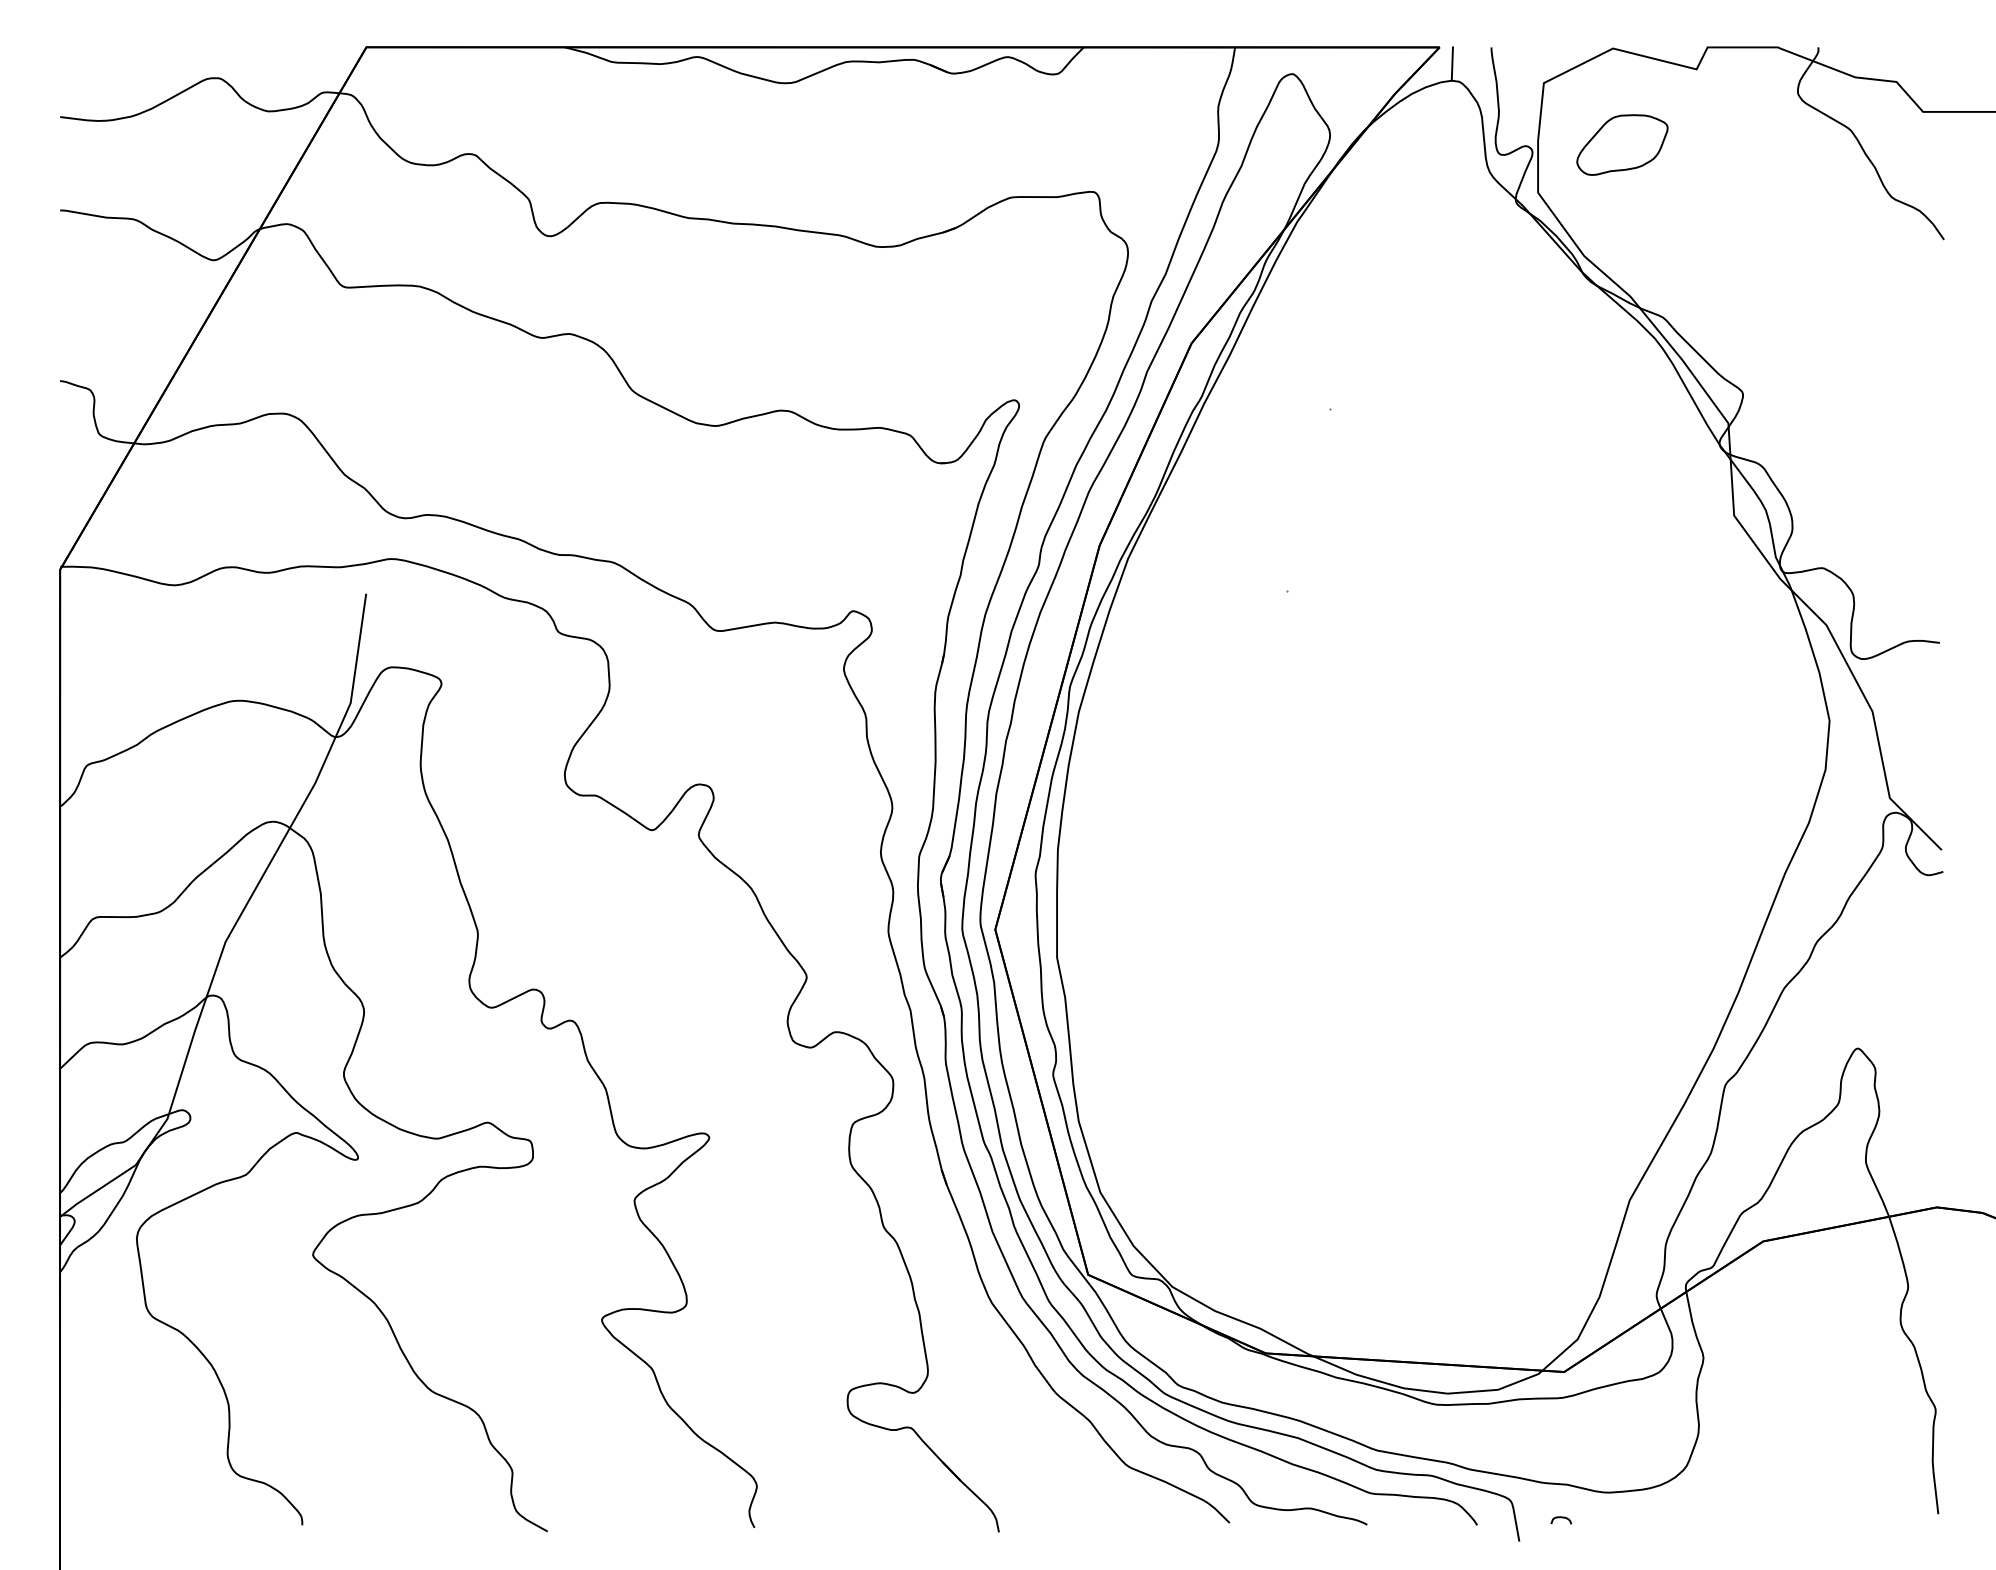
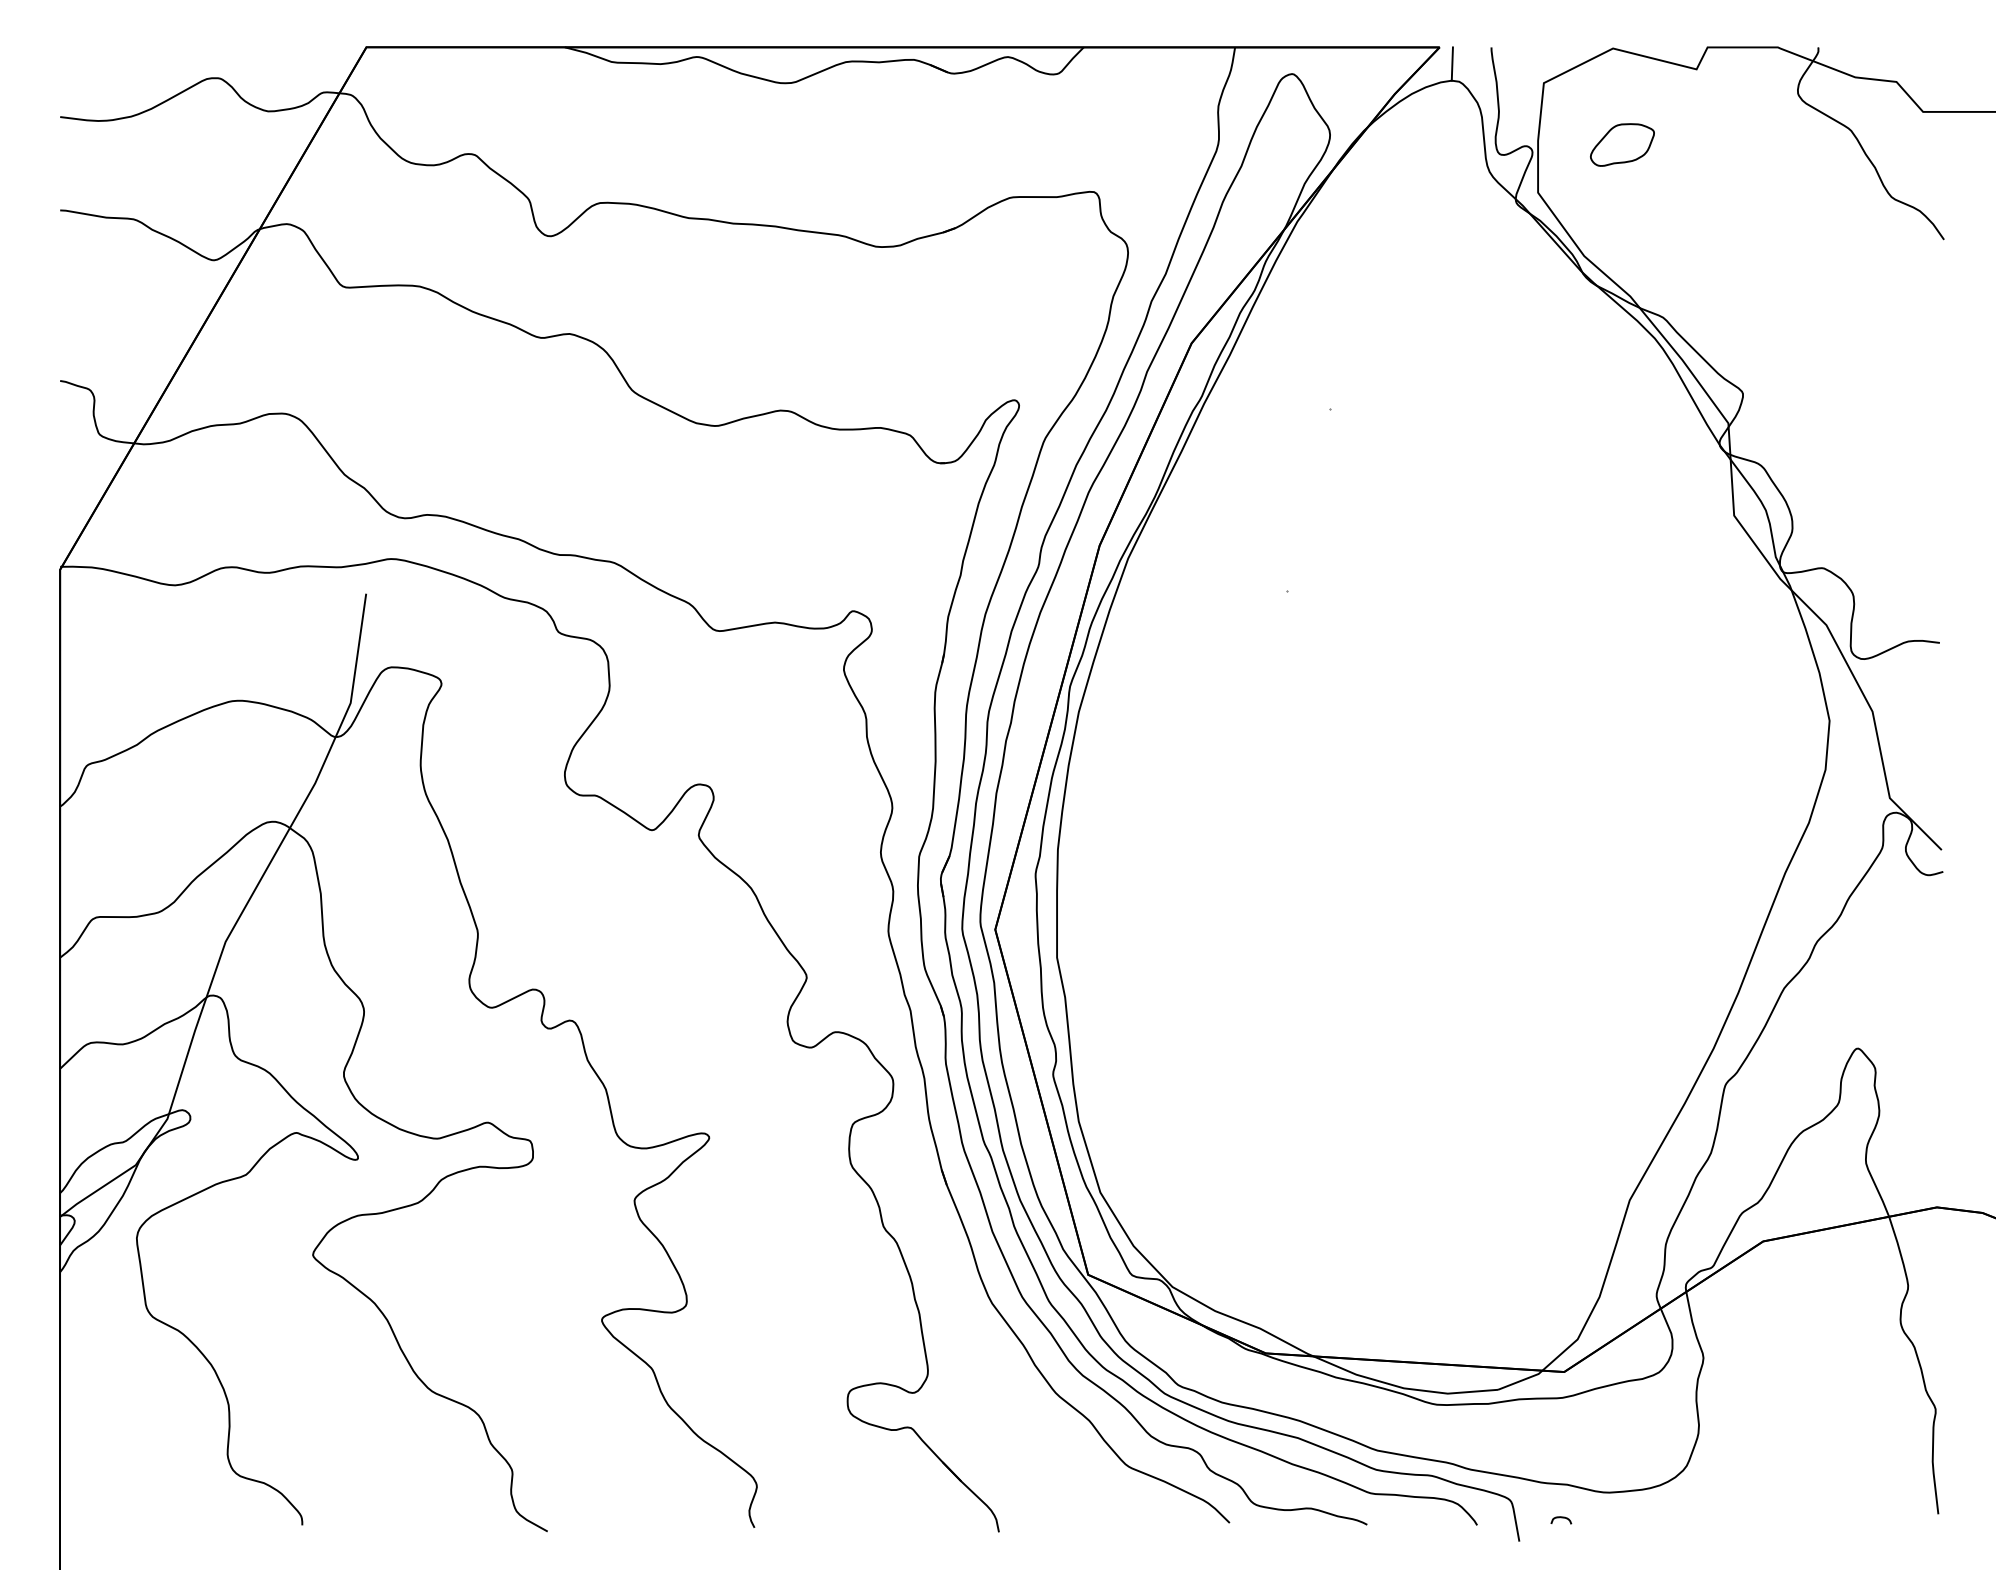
part size: 93x62 px -> 65x44 px (1622, 144)
